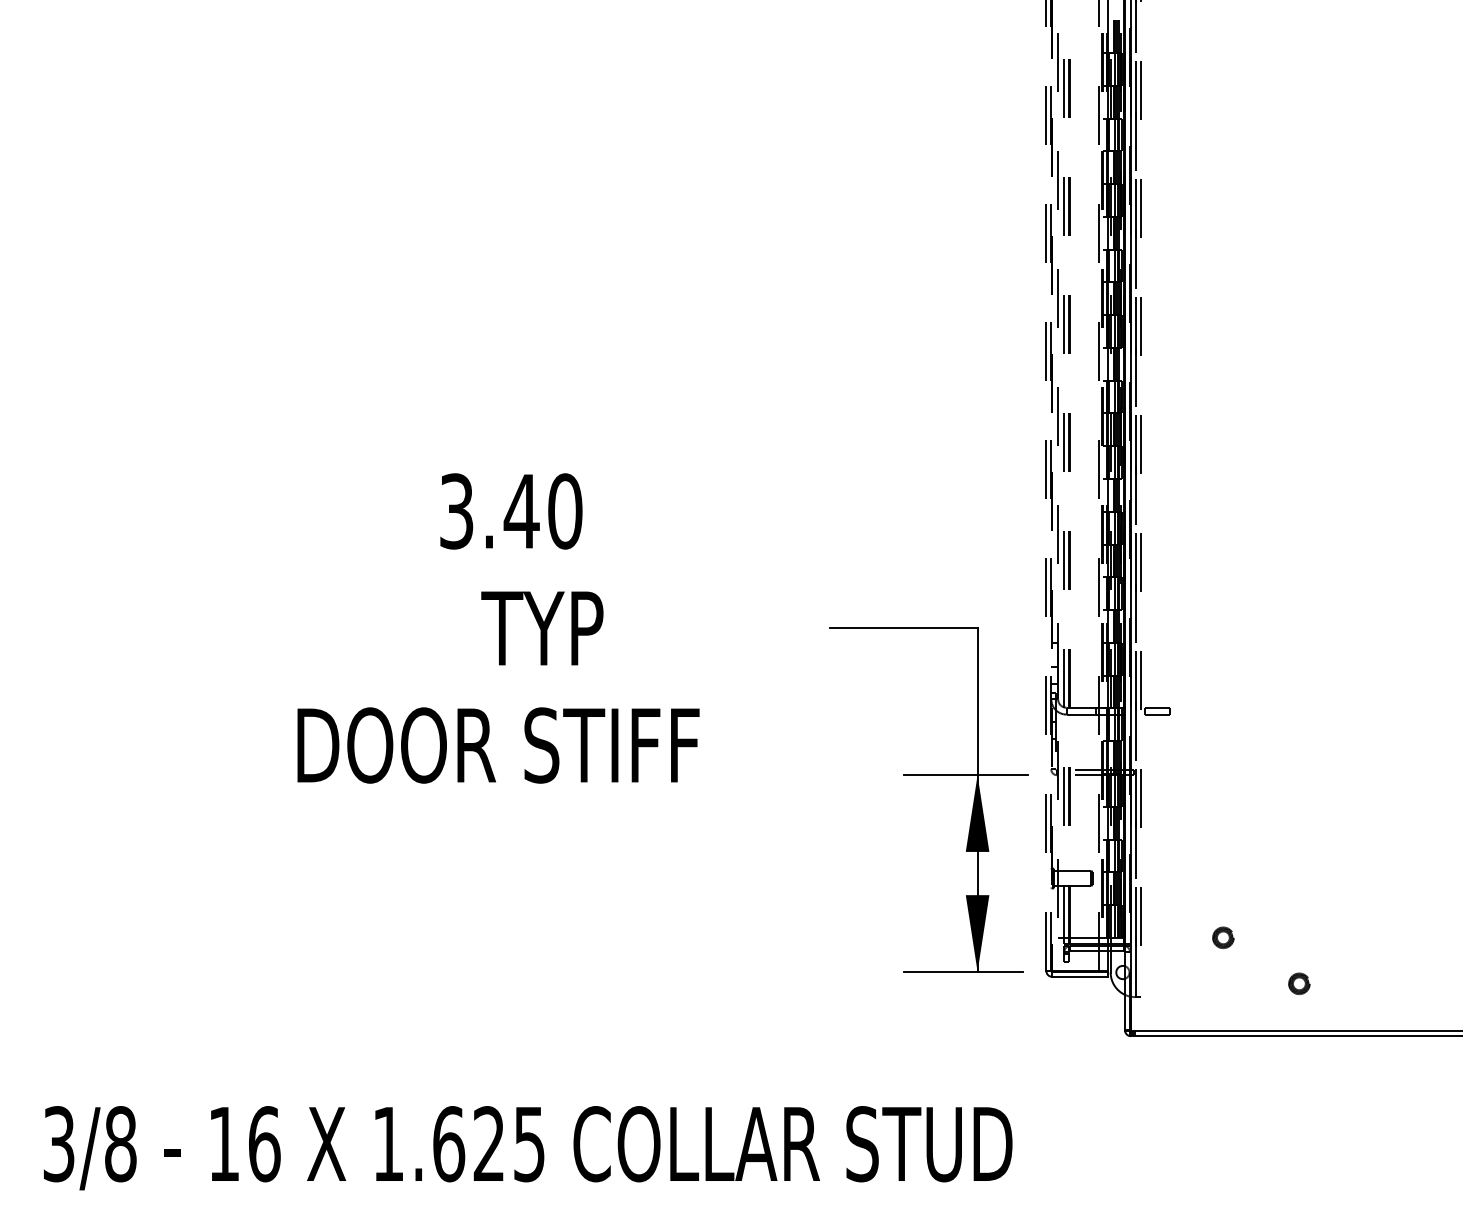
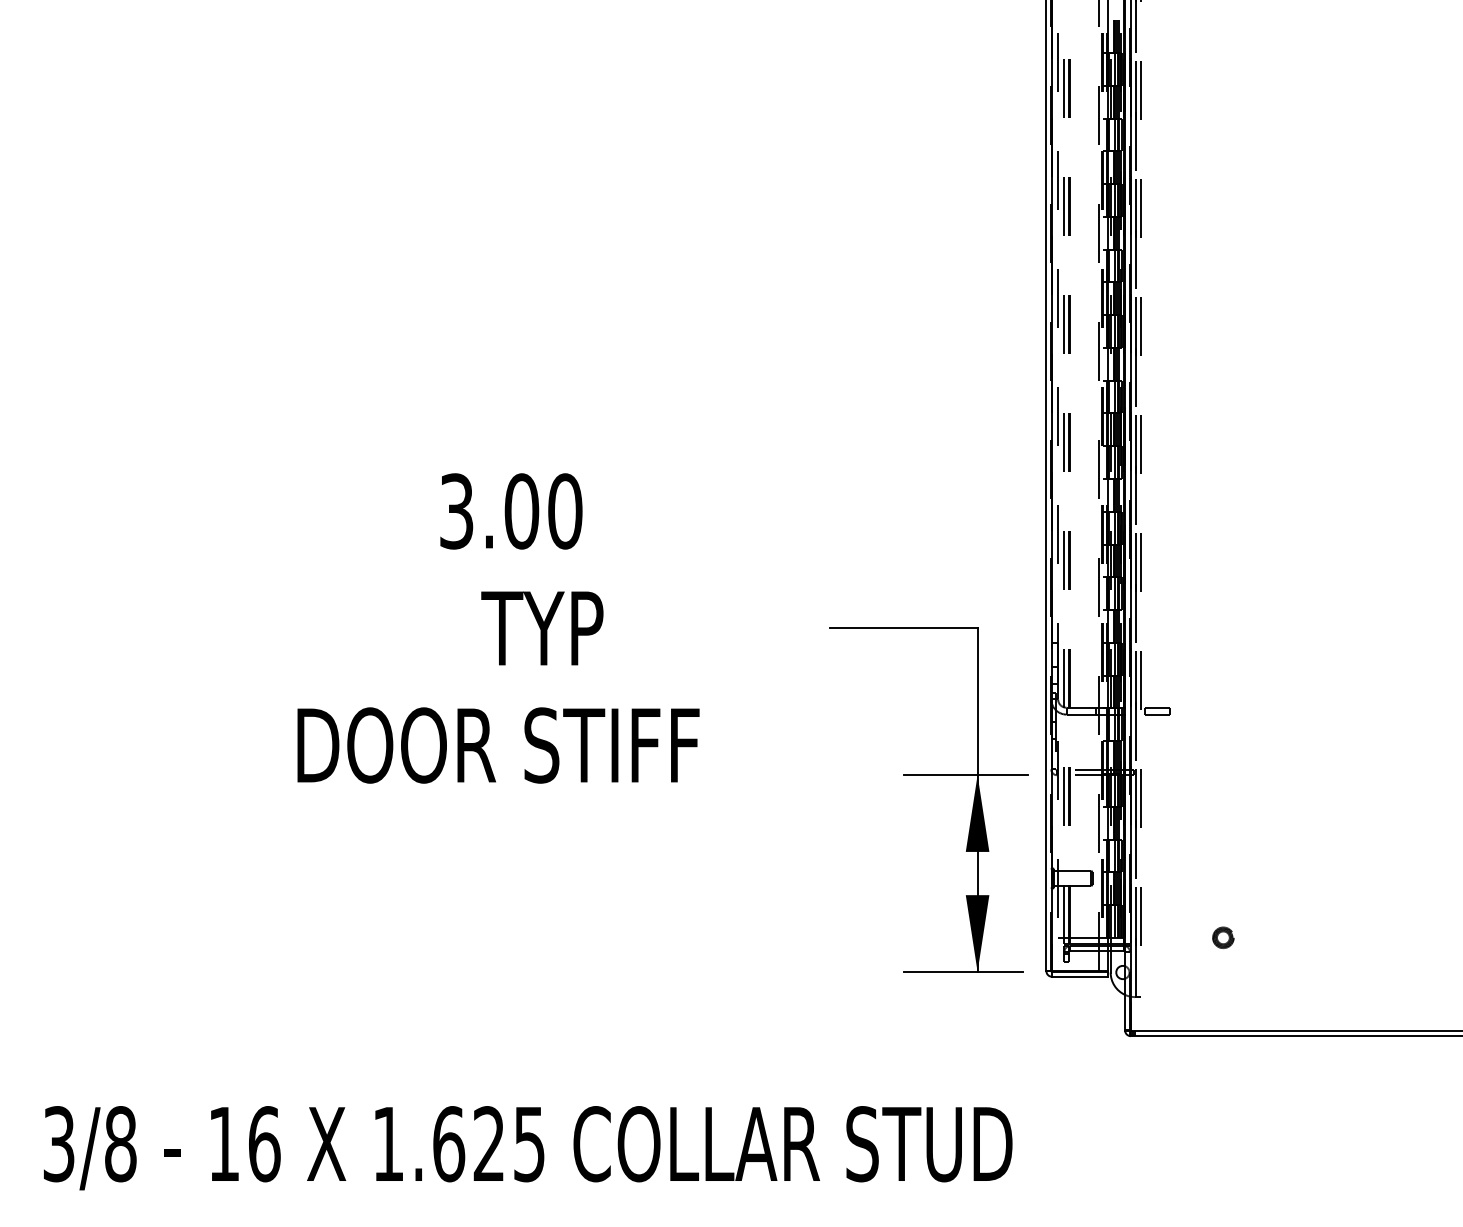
line: dashed -> solid (1046, 485)
line: dashed -> solid (1052, 486)
text: 3.40 -> 3.00 (521, 511)
part: present -> none (1299, 983)
